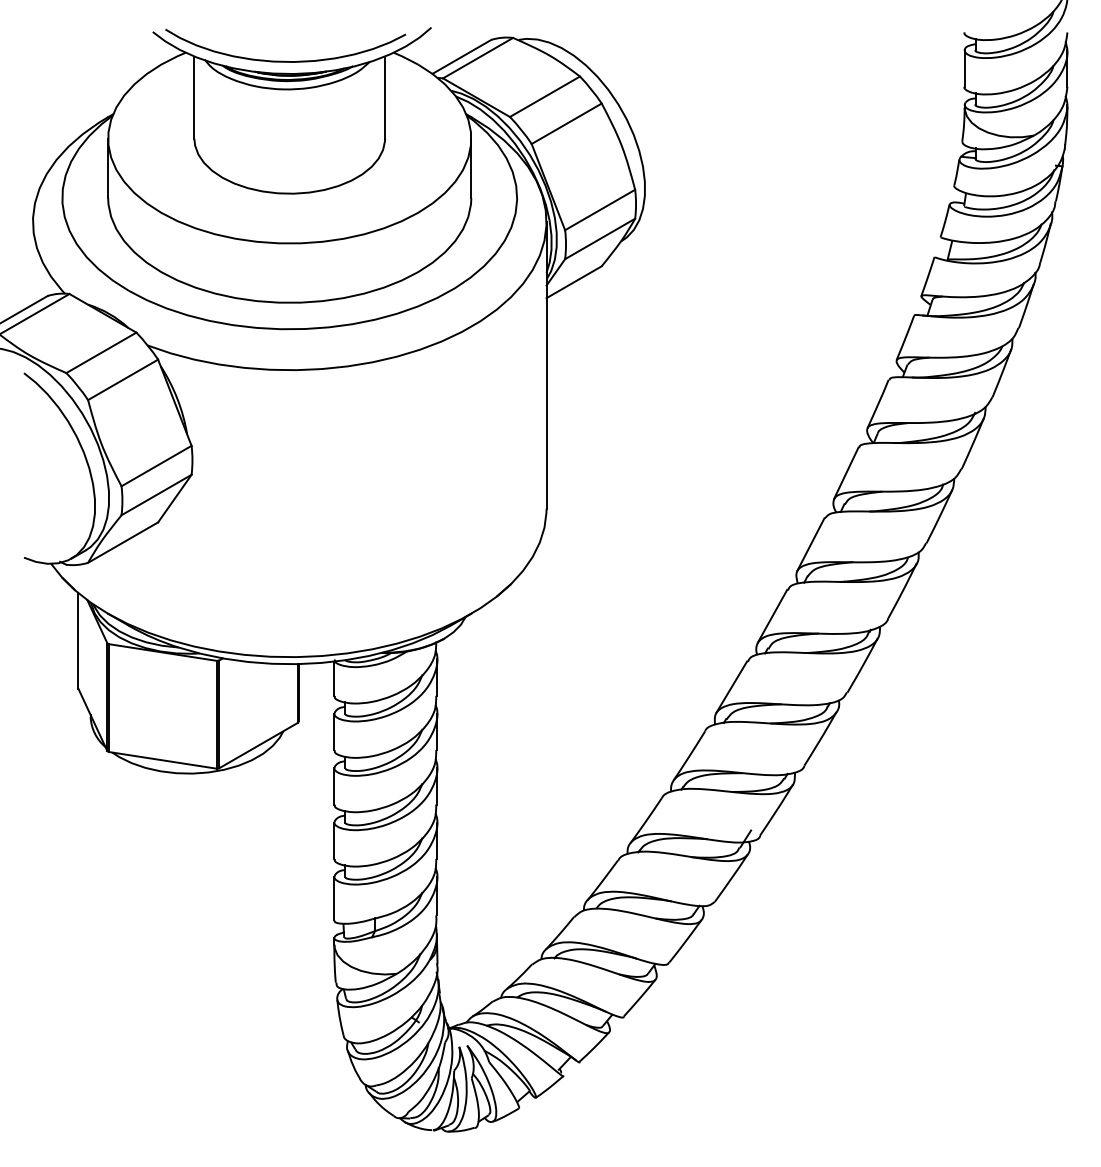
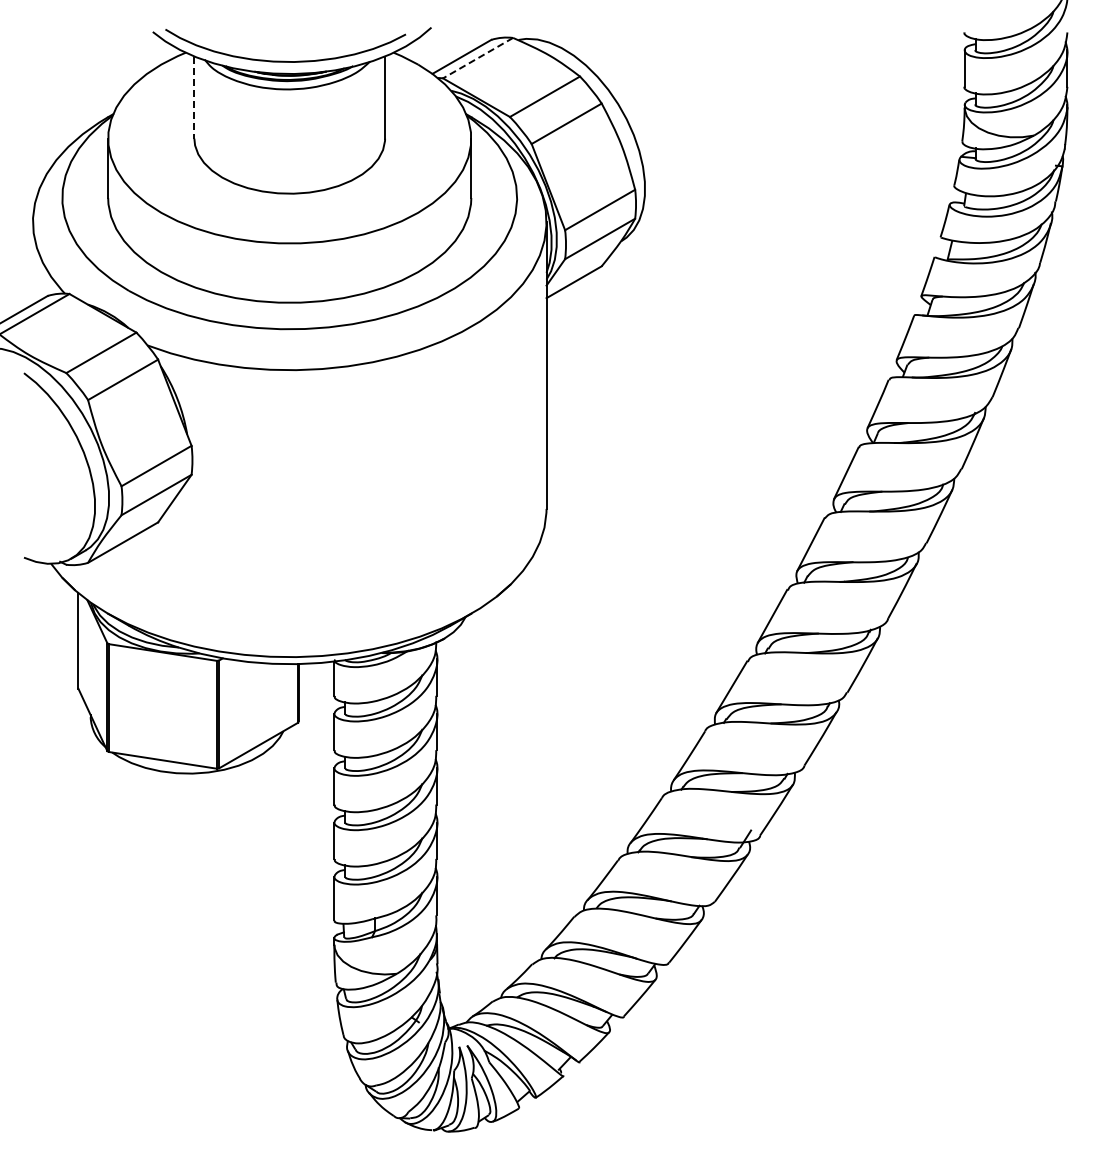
line: solid -> dashed (477, 58)
line: solid -> dashed (194, 98)
